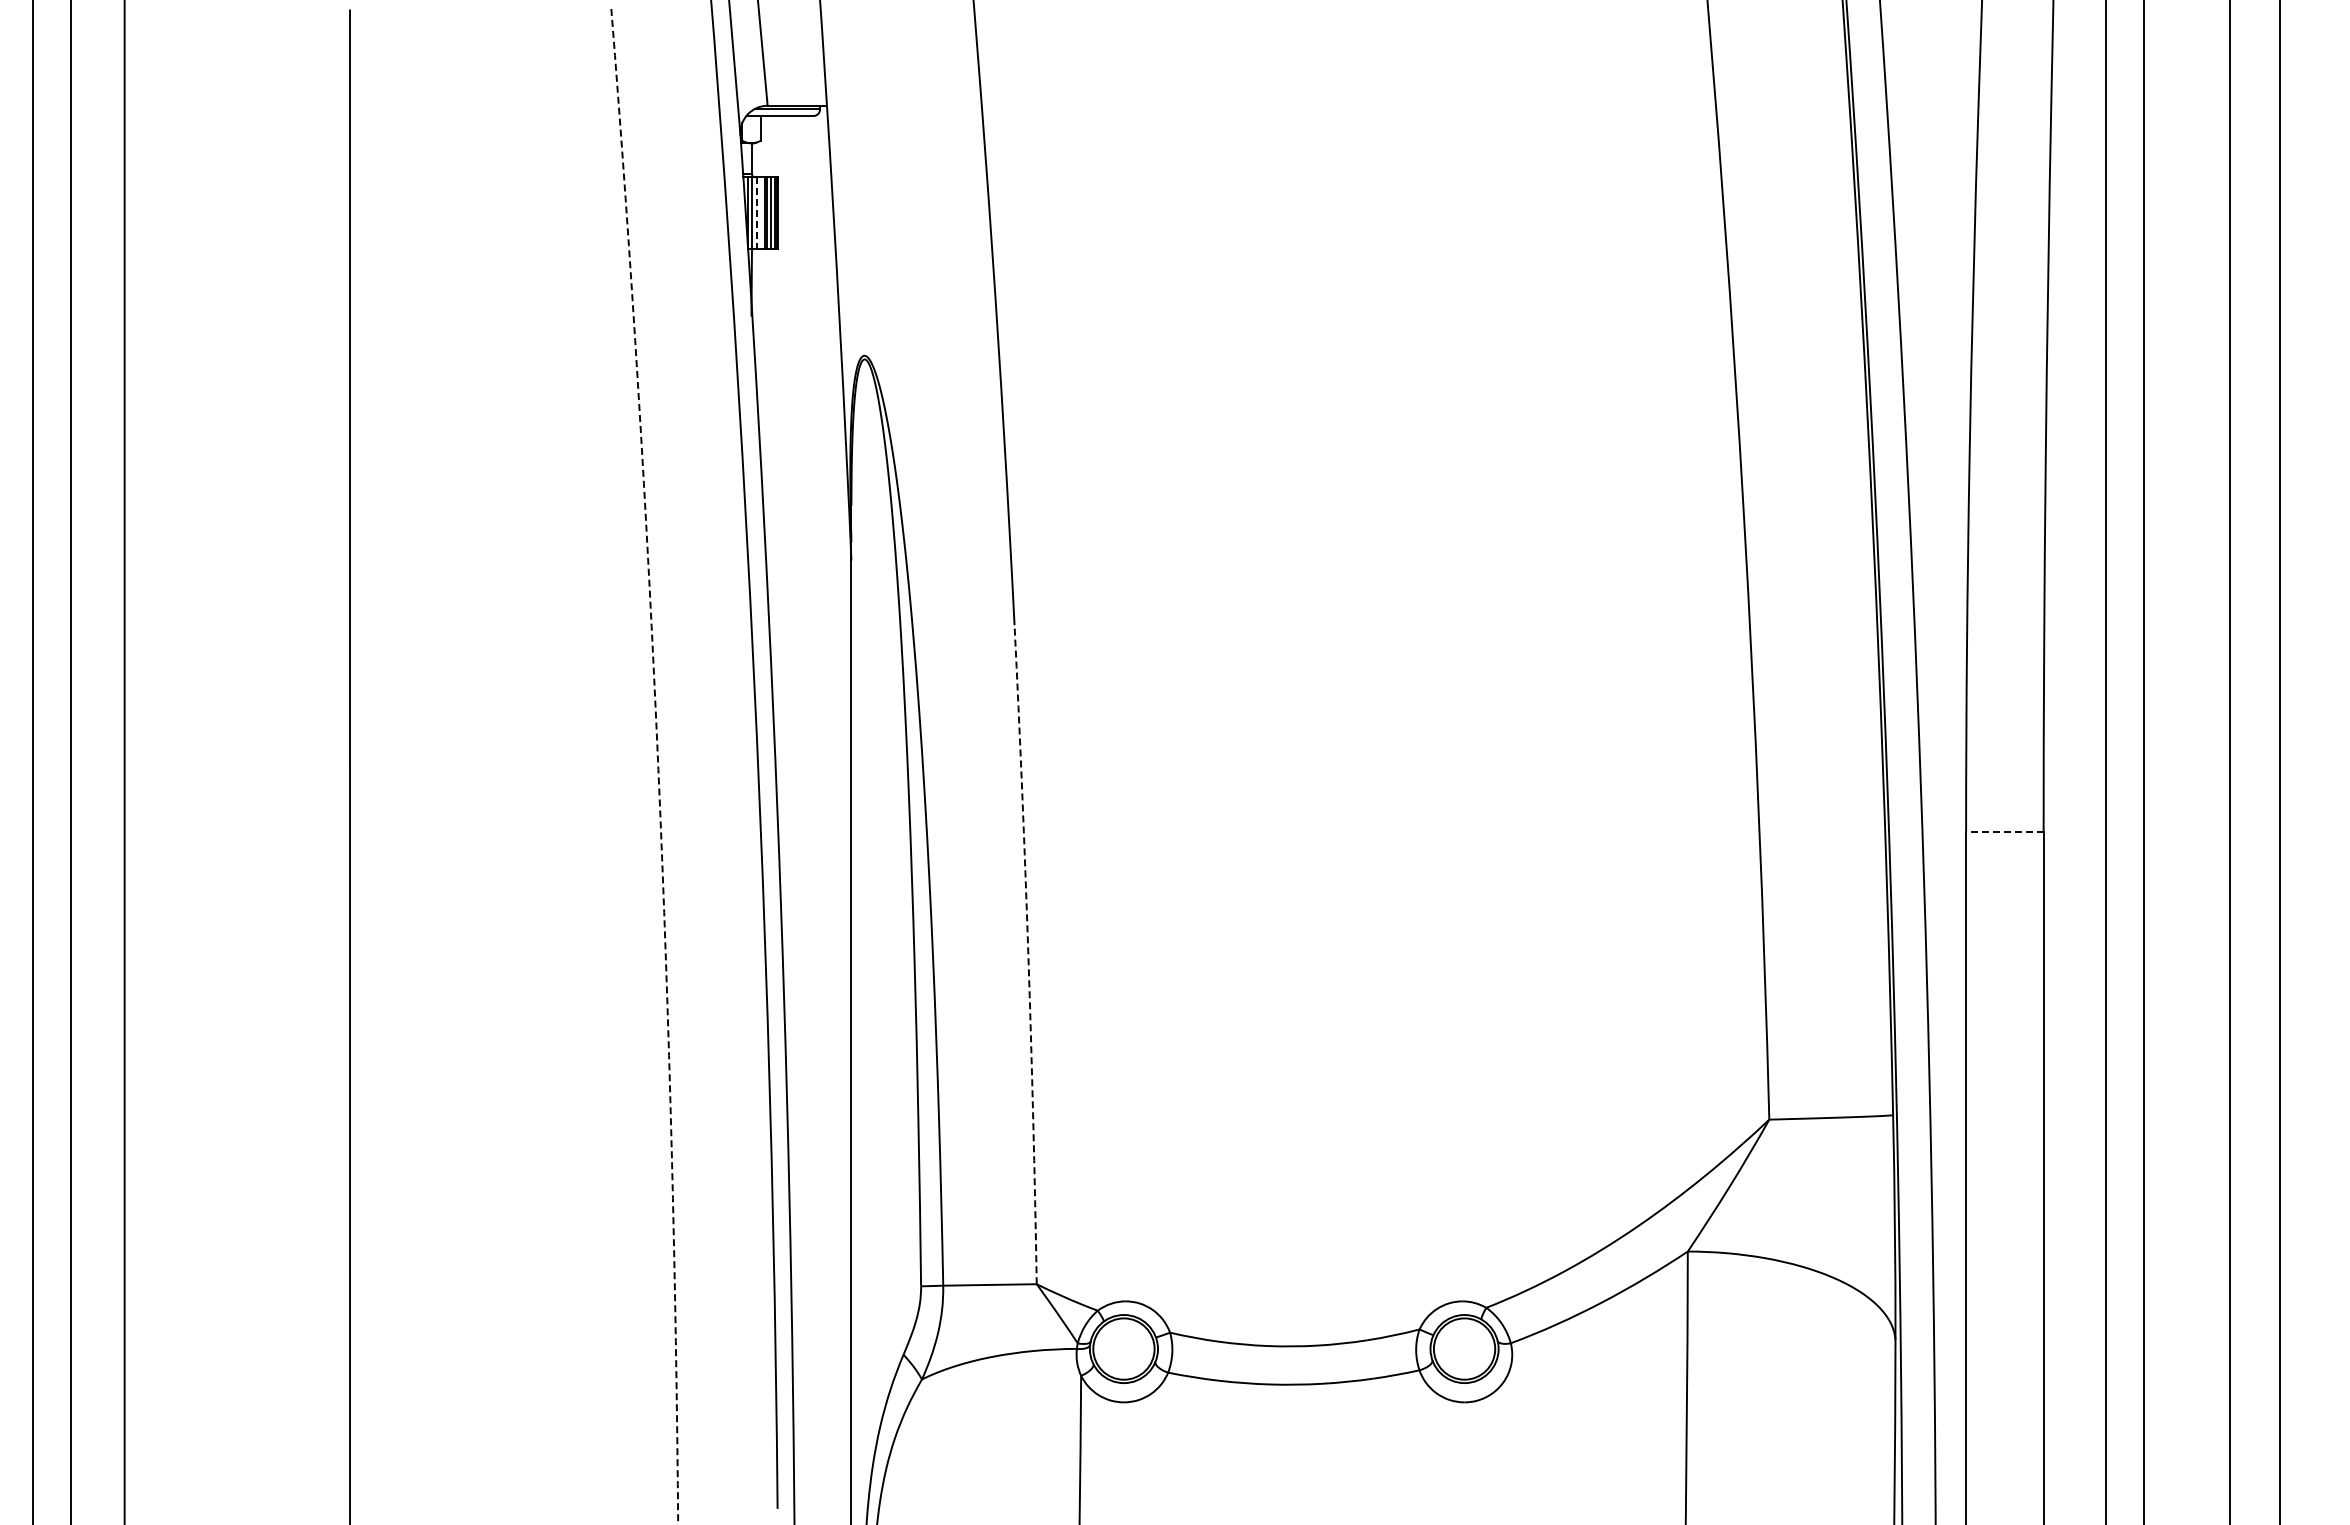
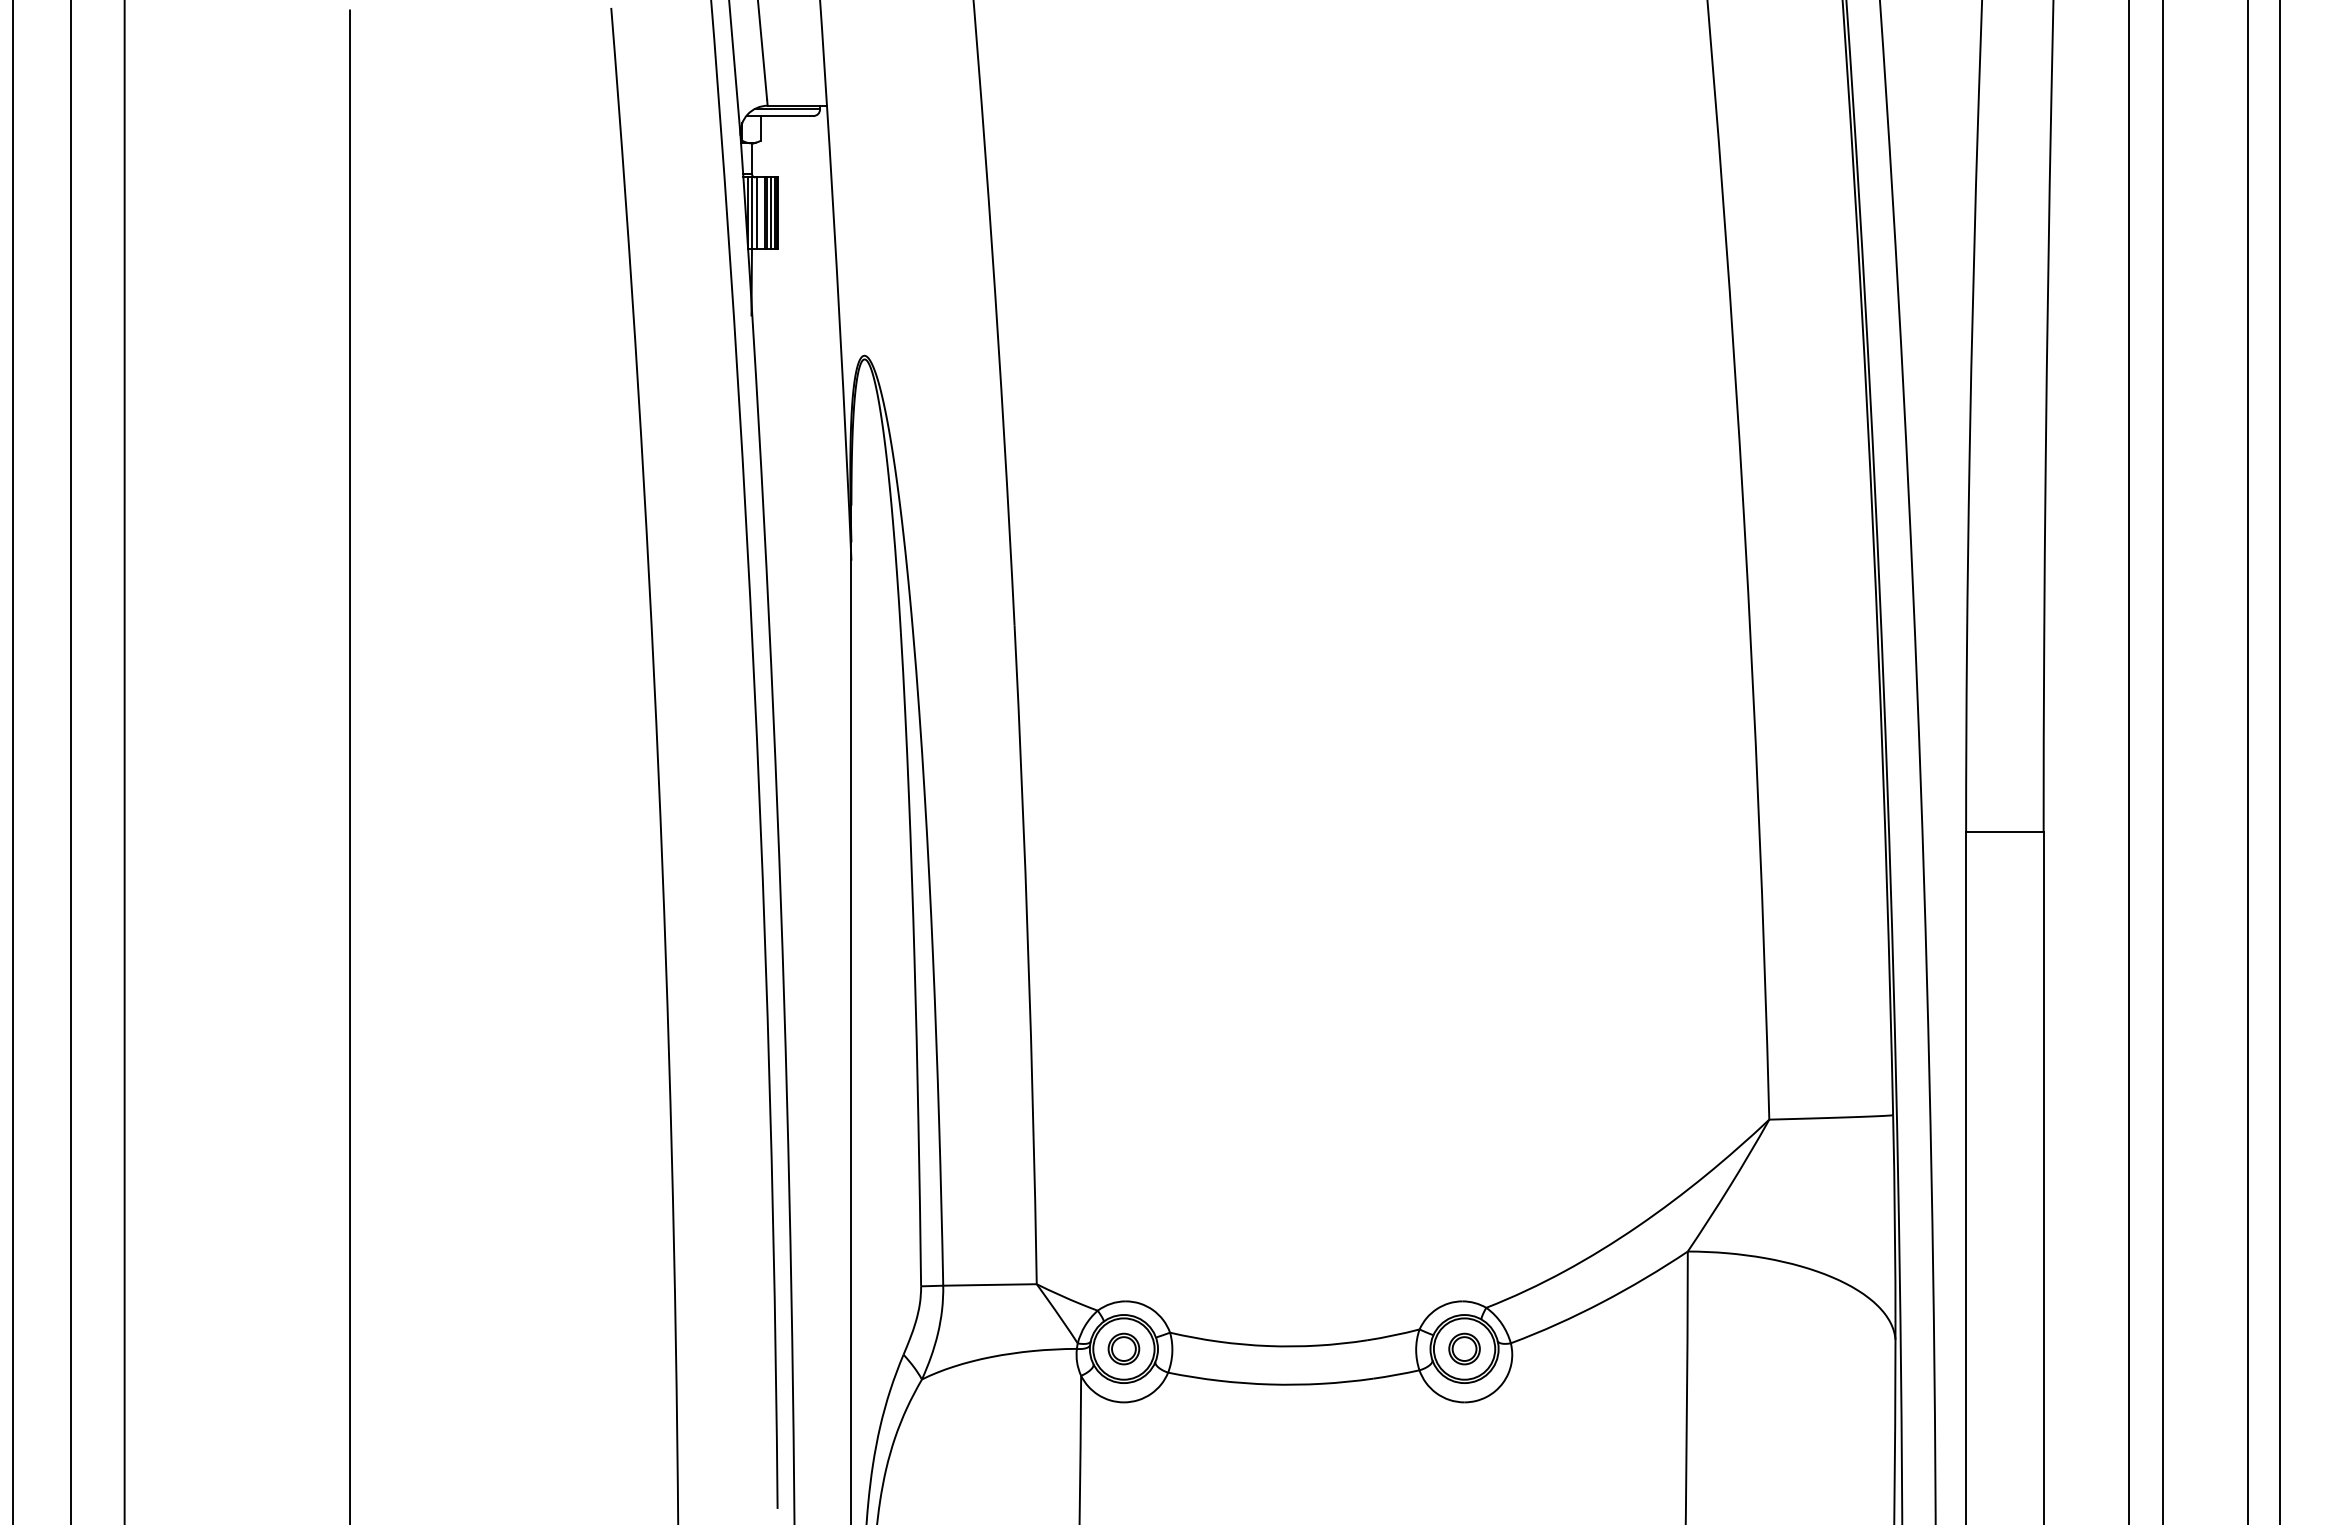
line: dashed -> solid (757, 213)
line position: (33, 761) -> (13, 761) (13, 761)
line position: (2105, 761) -> (2128, 761) (2128, 761)
line position: (2143, 761) -> (2162, 761) (2162, 761)
line position: (2230, 761) -> (2248, 761) (2248, 761)
arc: dashed -> solid (658, 765)
line: dashed -> solid (2004, 831)
arc: dashed -> solid (1028, 954)
part: none -> present (1123, 1348)
part: none -> present (1464, 1348)
